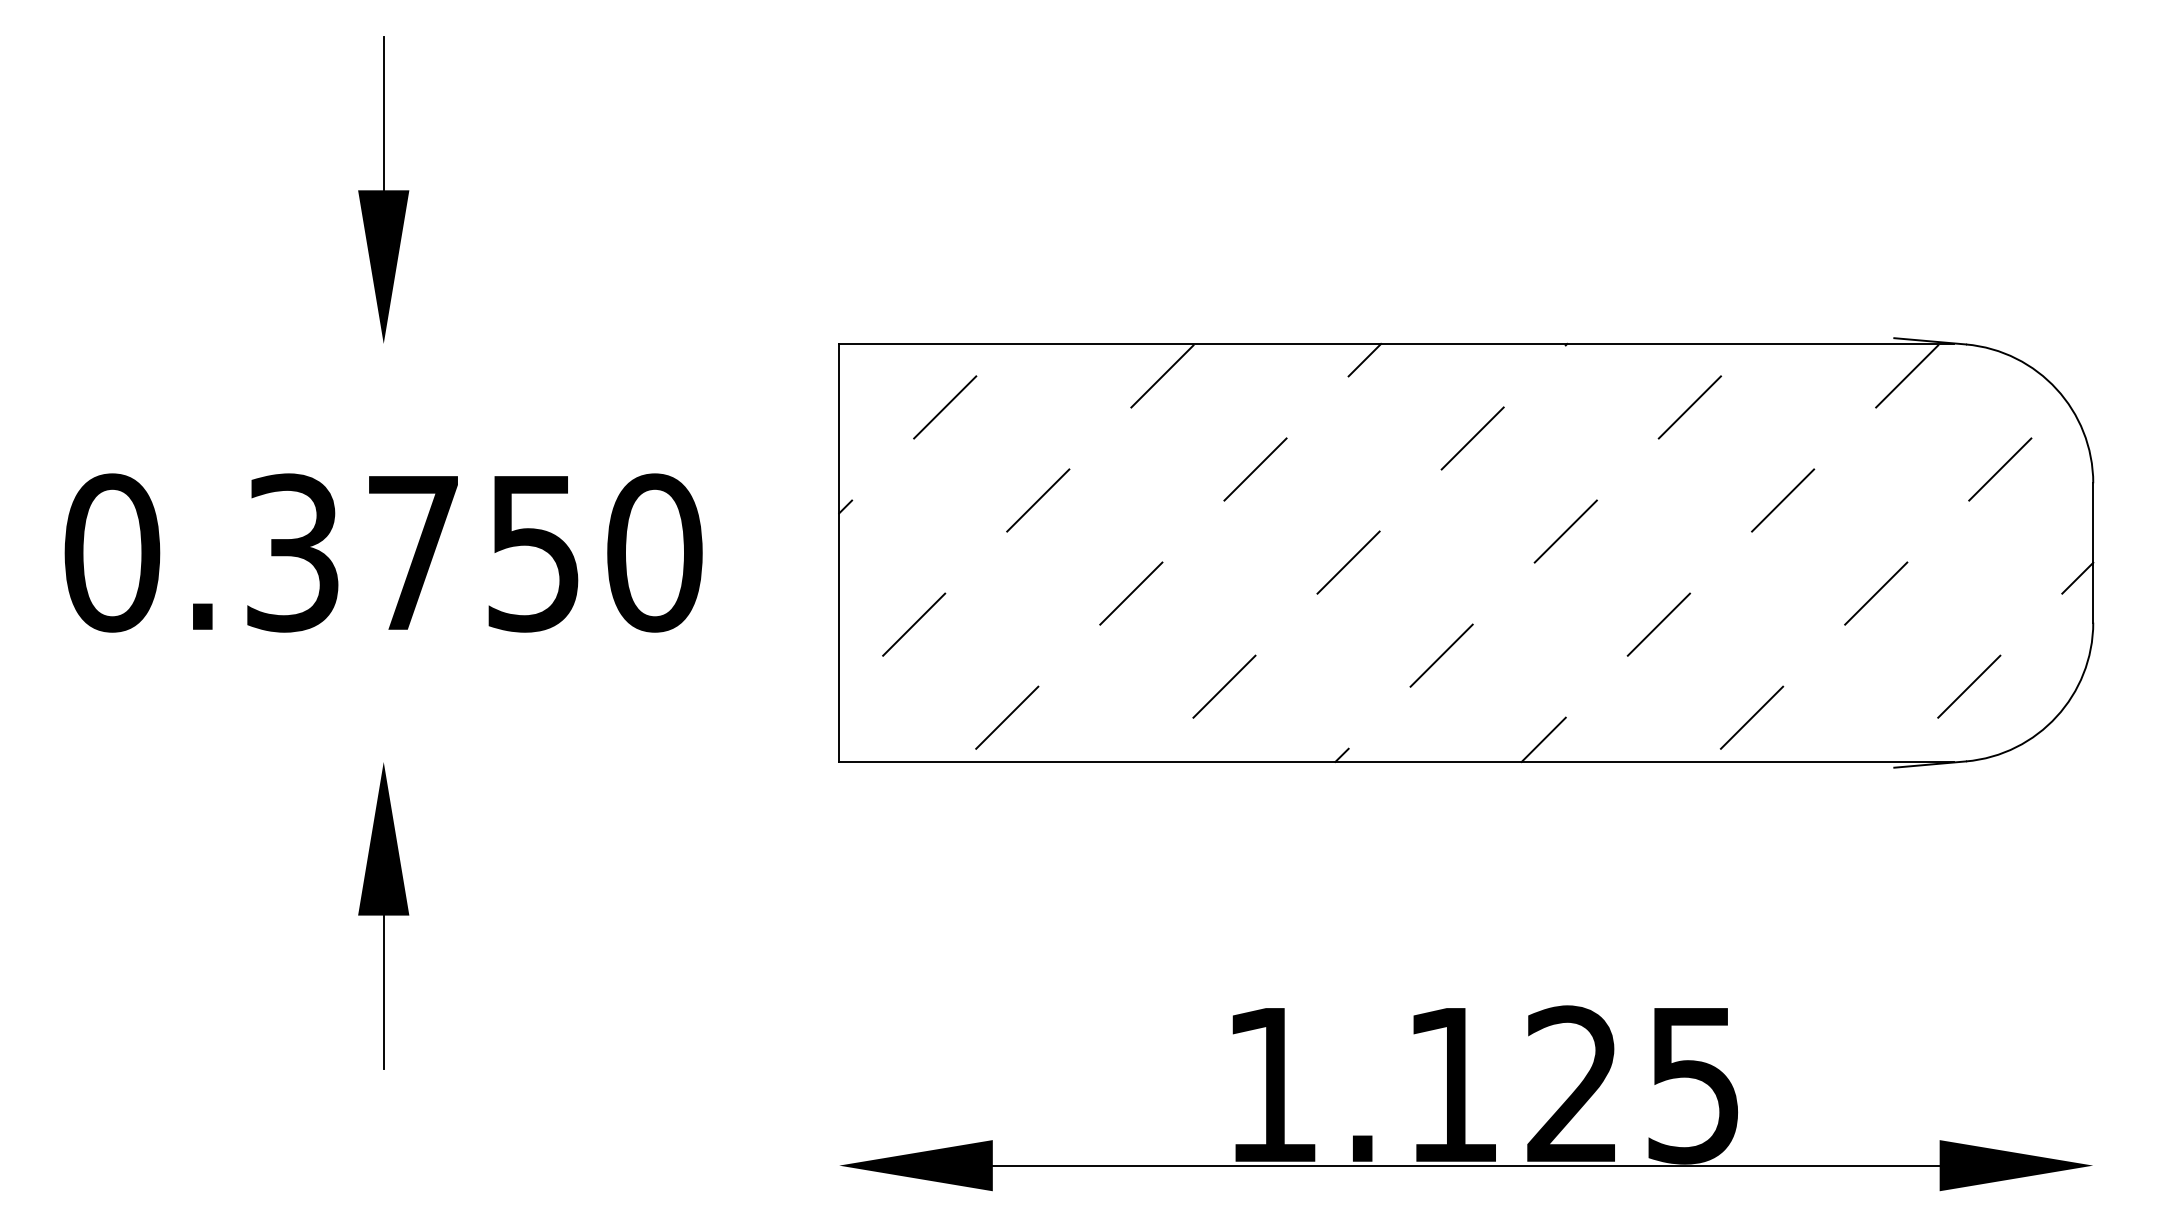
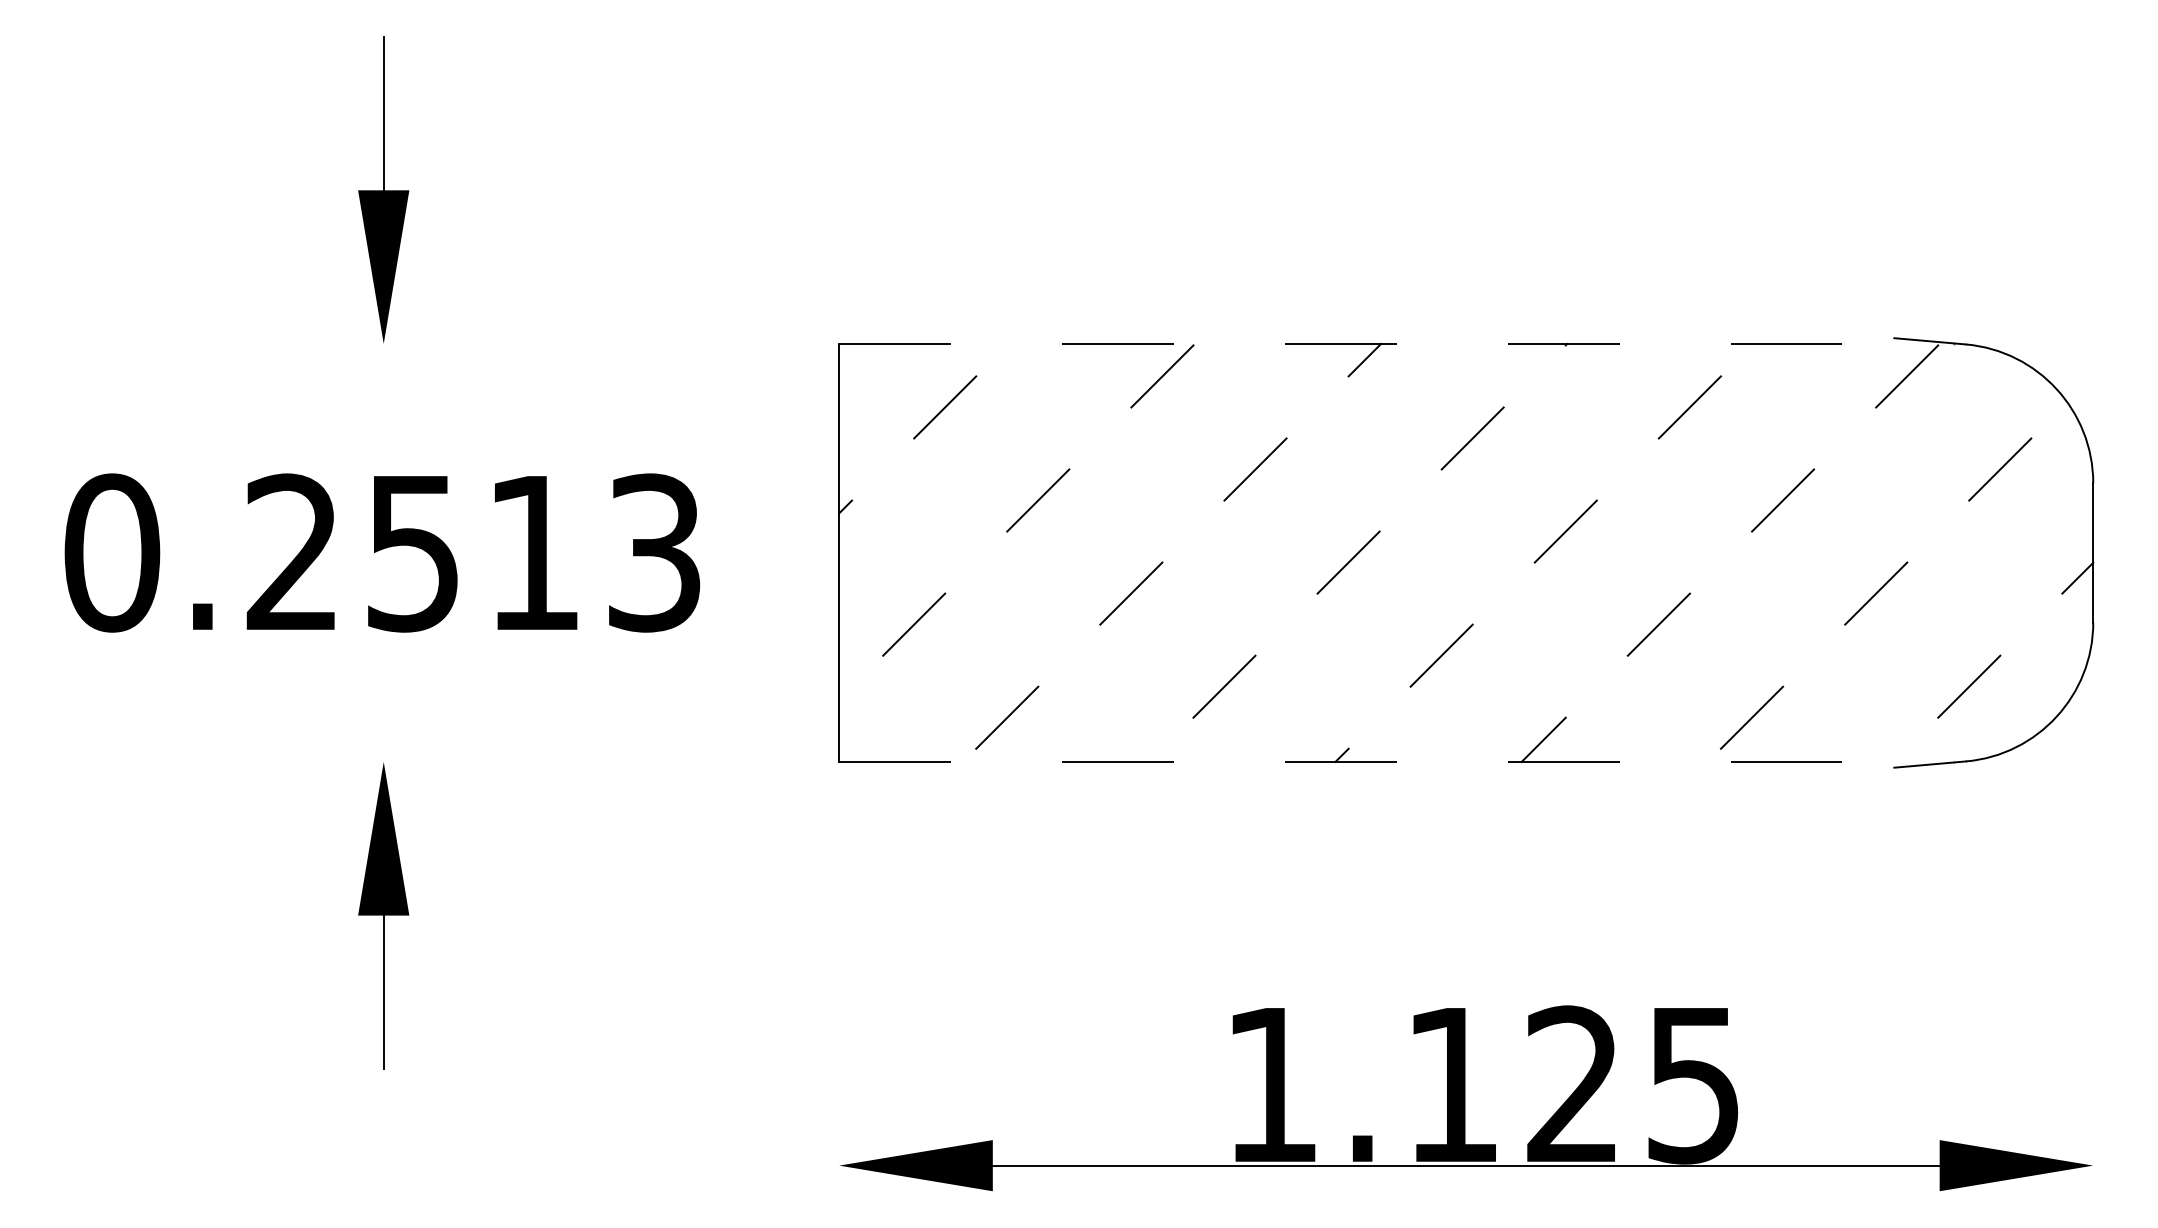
line: solid -> dashed (1397, 343)
text: 0.3750 -> 0.2513 (474, 552)
line: solid -> dashed (1397, 761)
